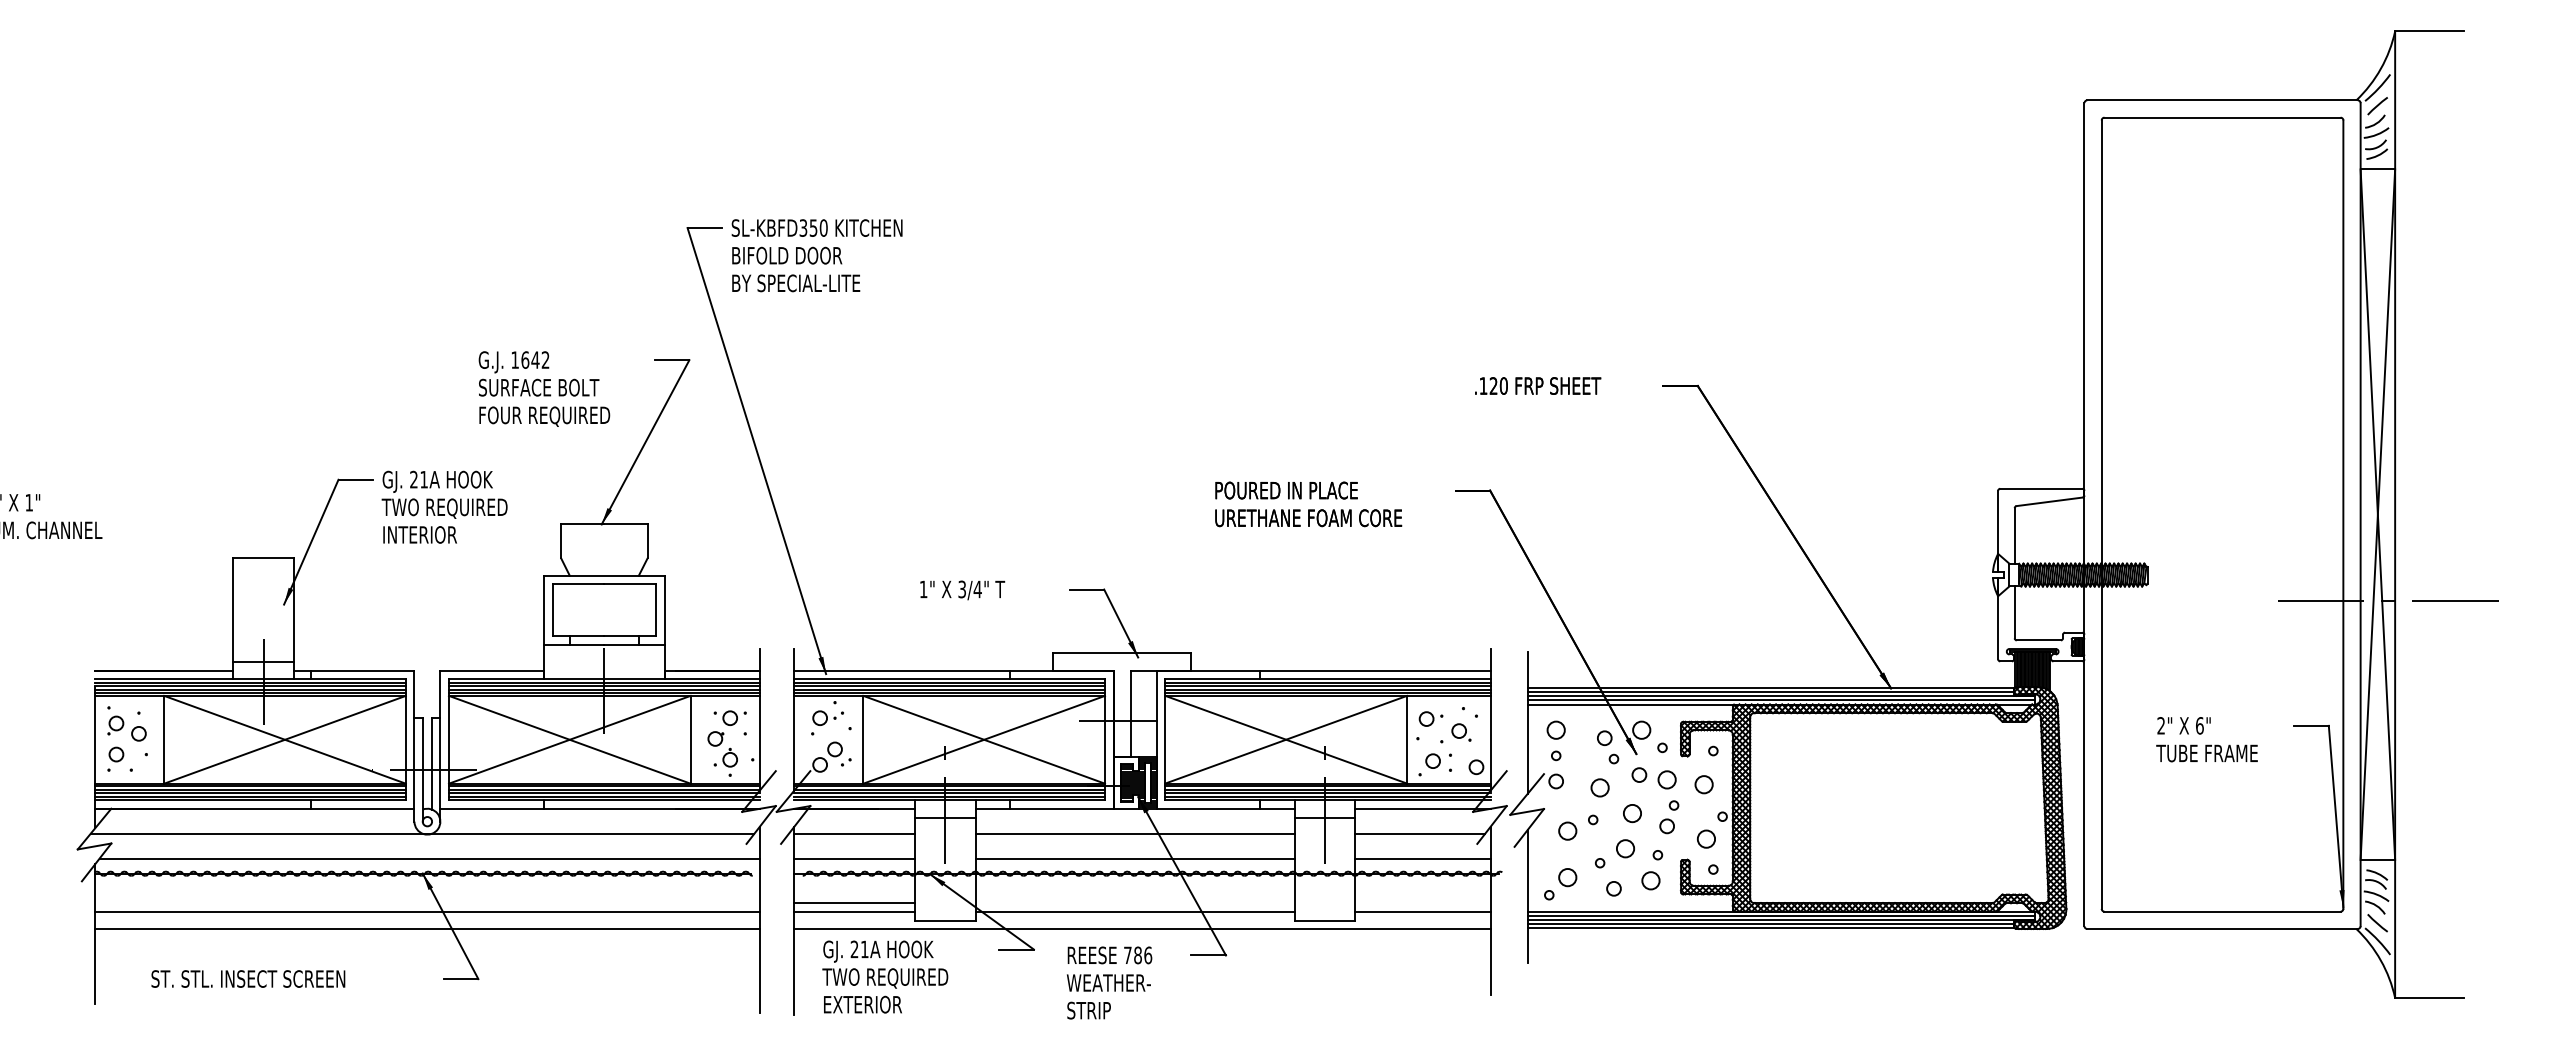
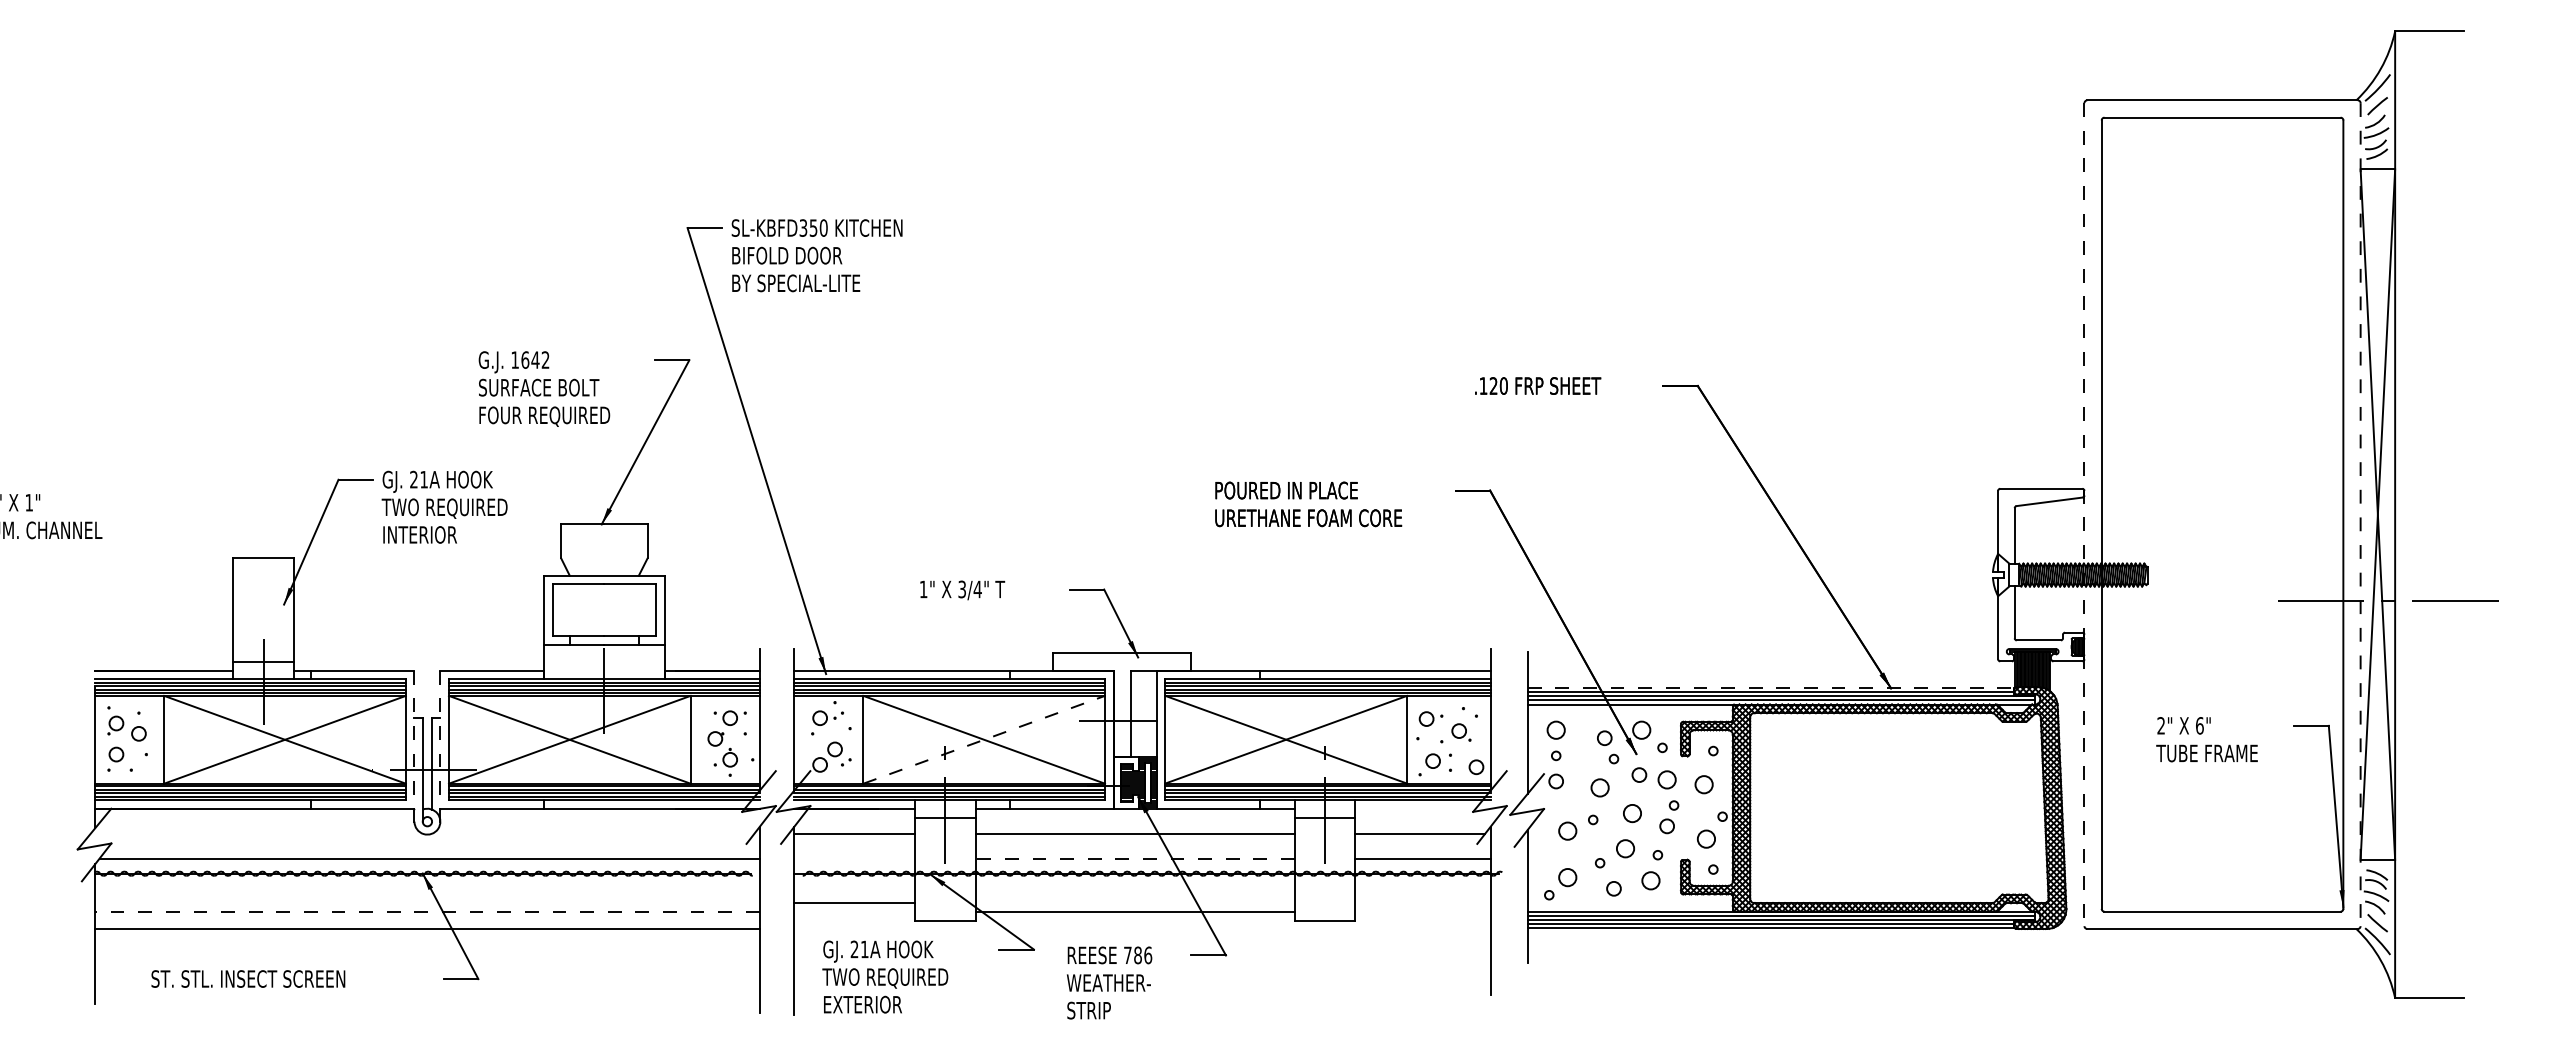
line: solid -> dashed (2084, 514)
line: solid -> dashed (2360, 514)
line: solid -> dashed (1771, 687)
line: solid -> dashed (984, 739)
line: solid -> dashed (414, 740)
line: solid -> dashed (440, 740)
line: present -> none (1422, 808)
line: present -> none (422, 833)
line: present -> none (854, 858)
line: solid -> dashed (1135, 858)
line: solid -> dashed (426, 911)
line: present -> none (854, 911)
line: present -> none (1422, 911)
line: present -> none (1142, 928)
